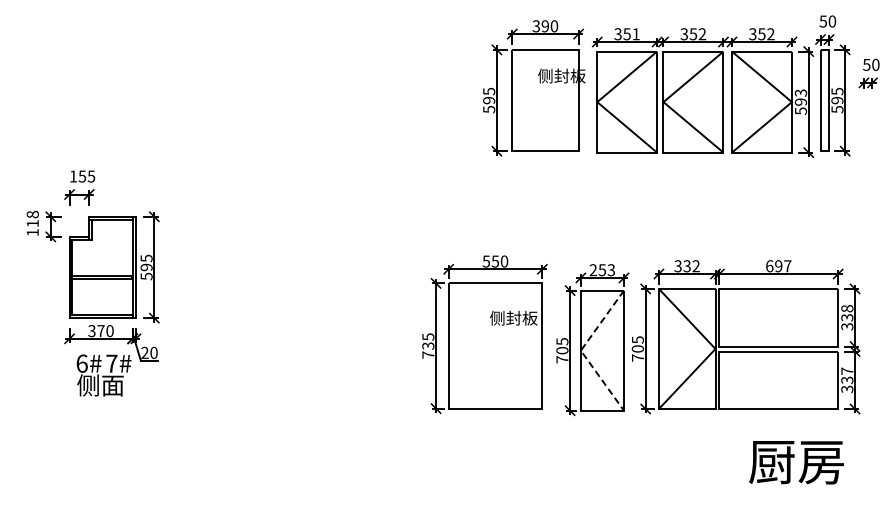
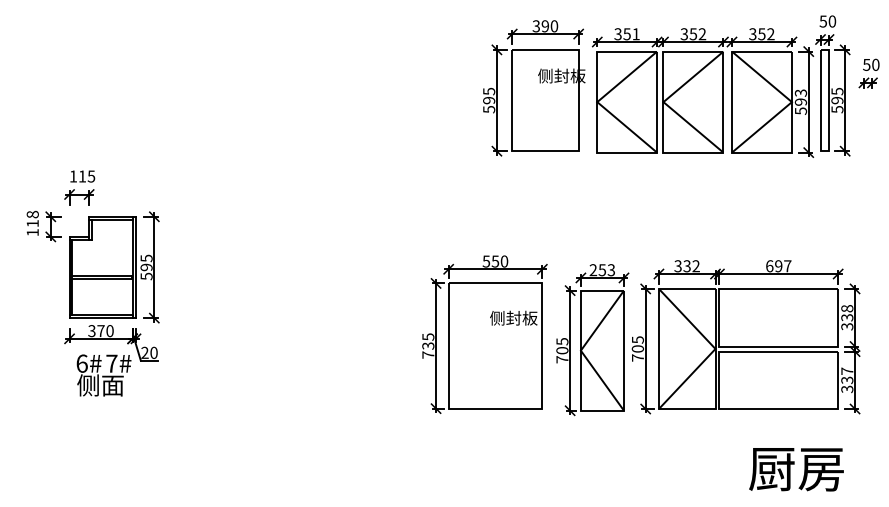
text: 155 -> 115 (82, 176)
line: dashed -> solid (580, 350)
text position: (796, 462) -> (796, 469) (796, 469)
